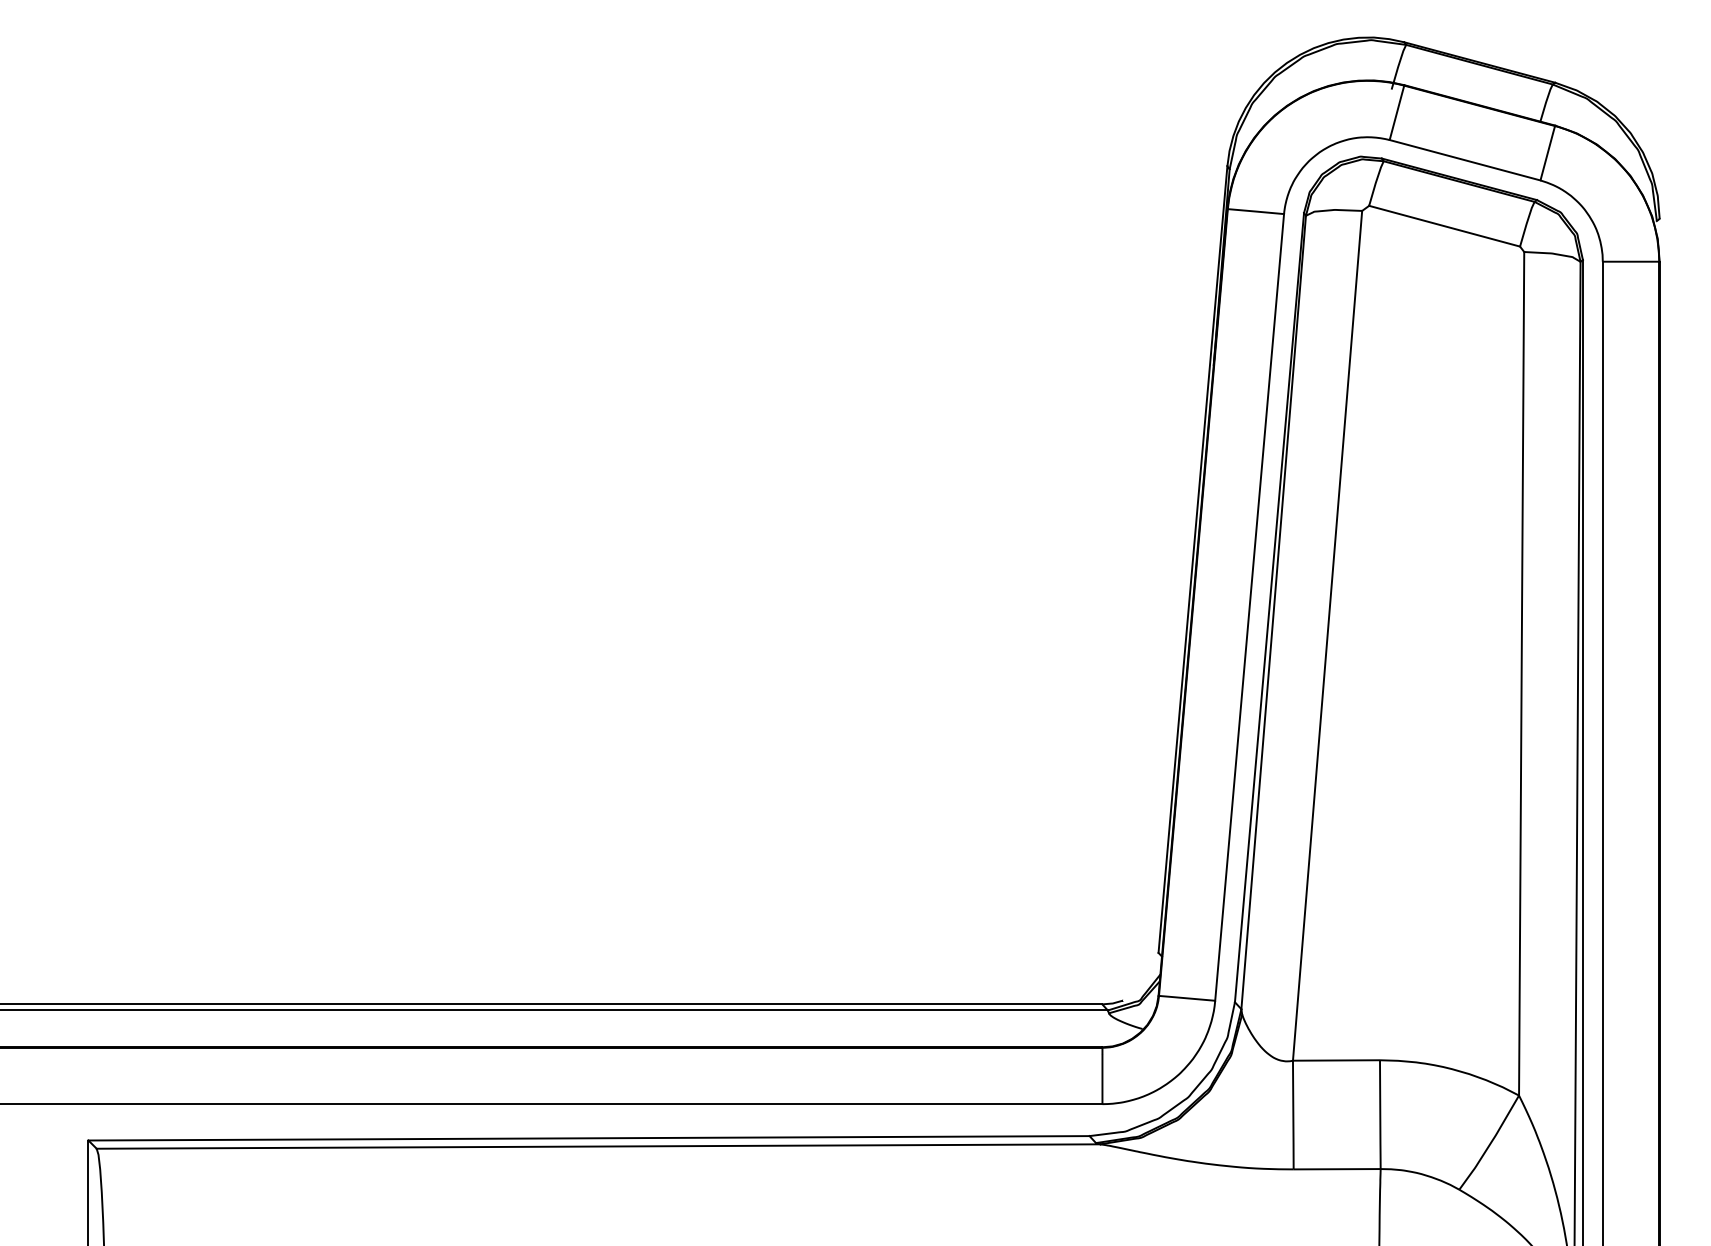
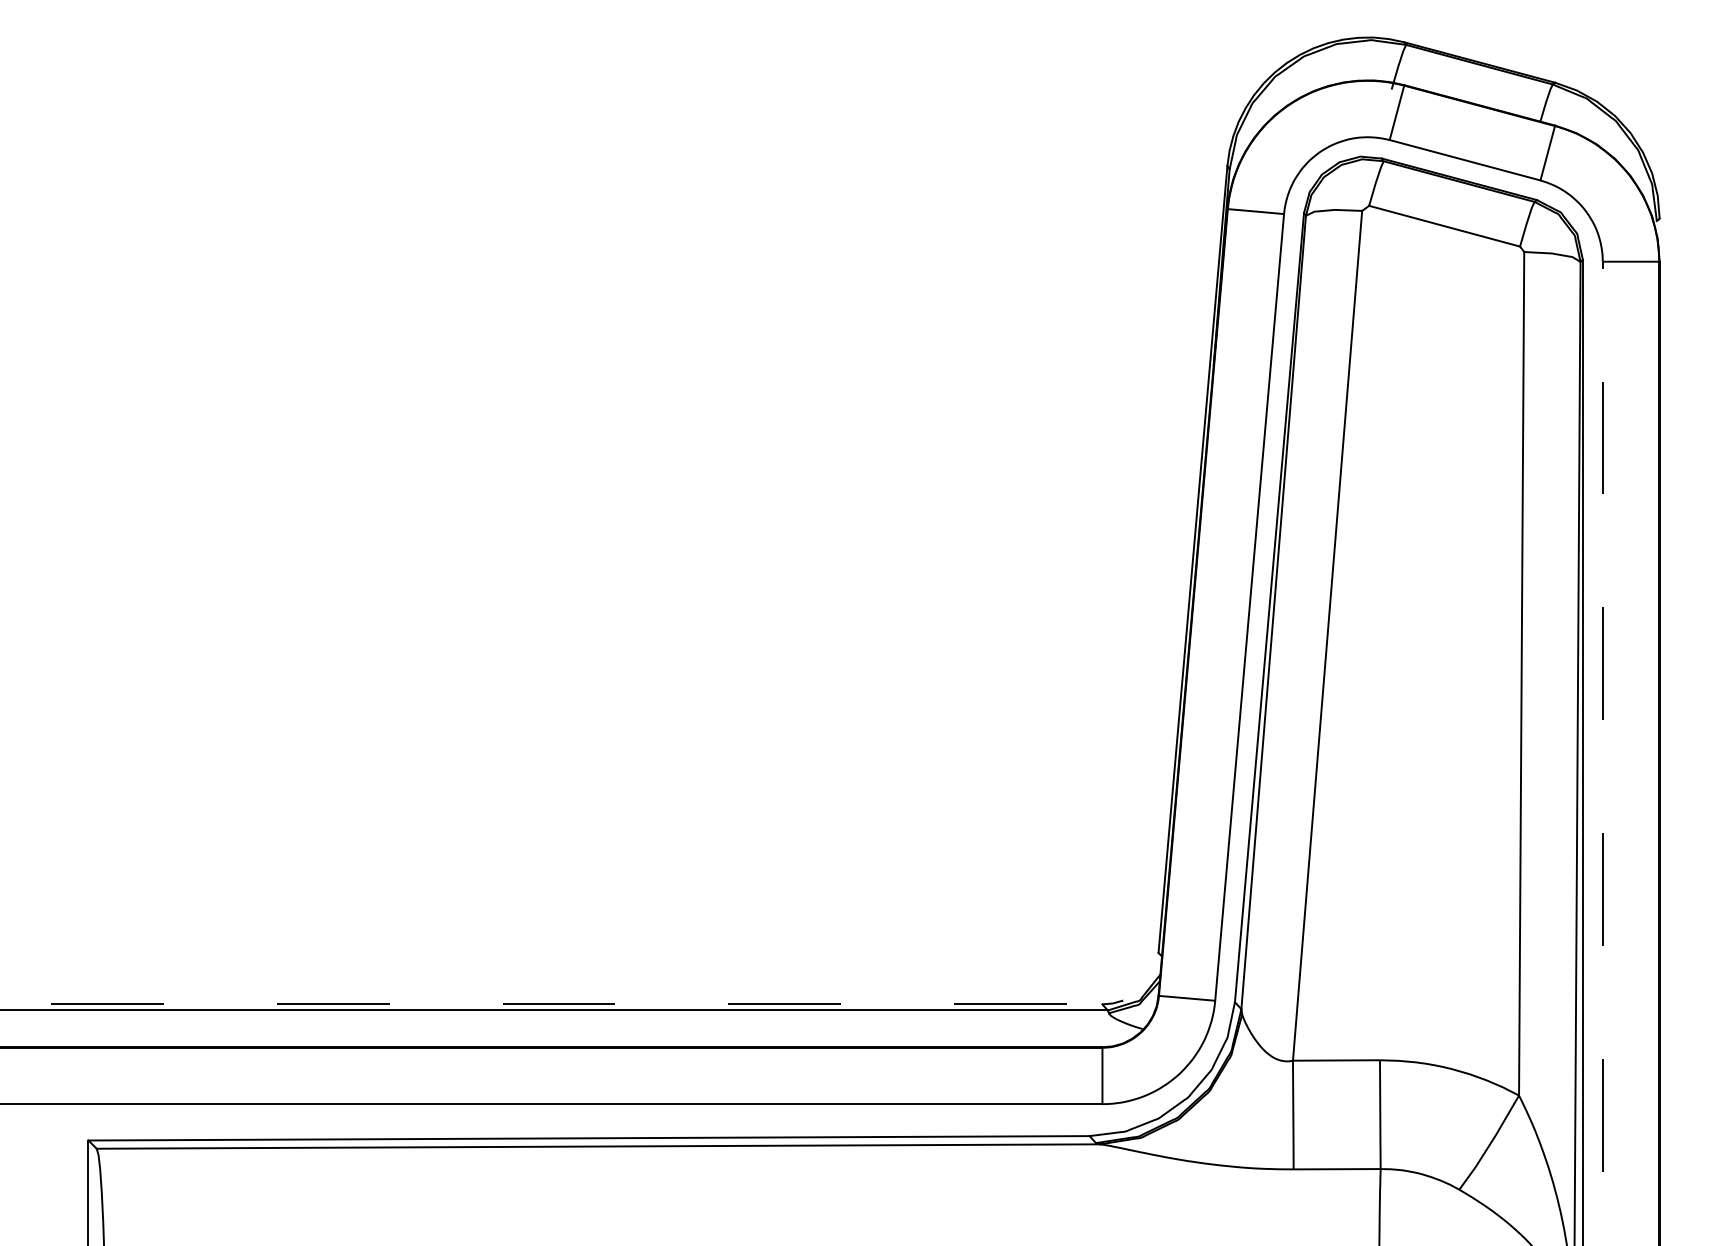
line: solid -> dashed (1602, 753)
line: solid -> dashed (551, 1004)
